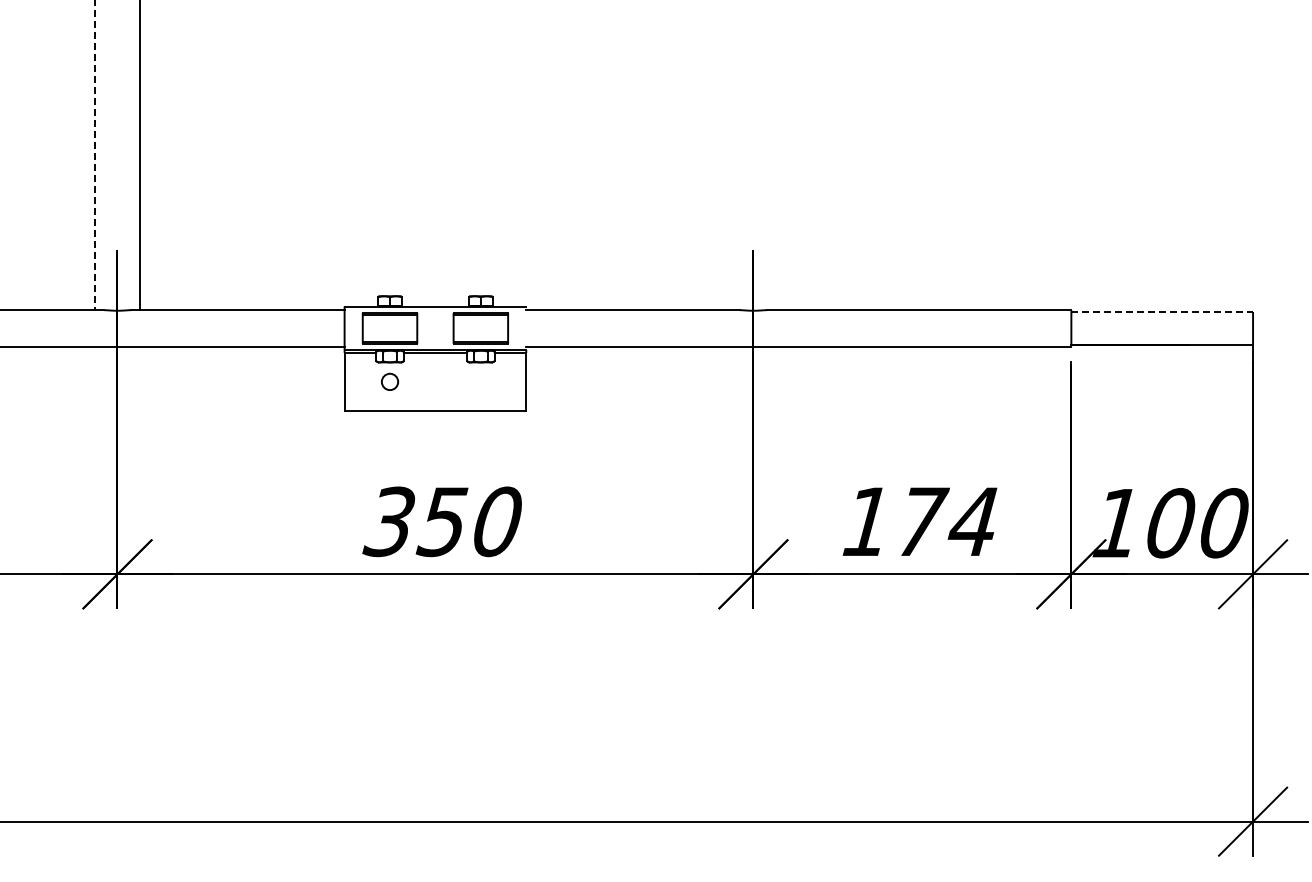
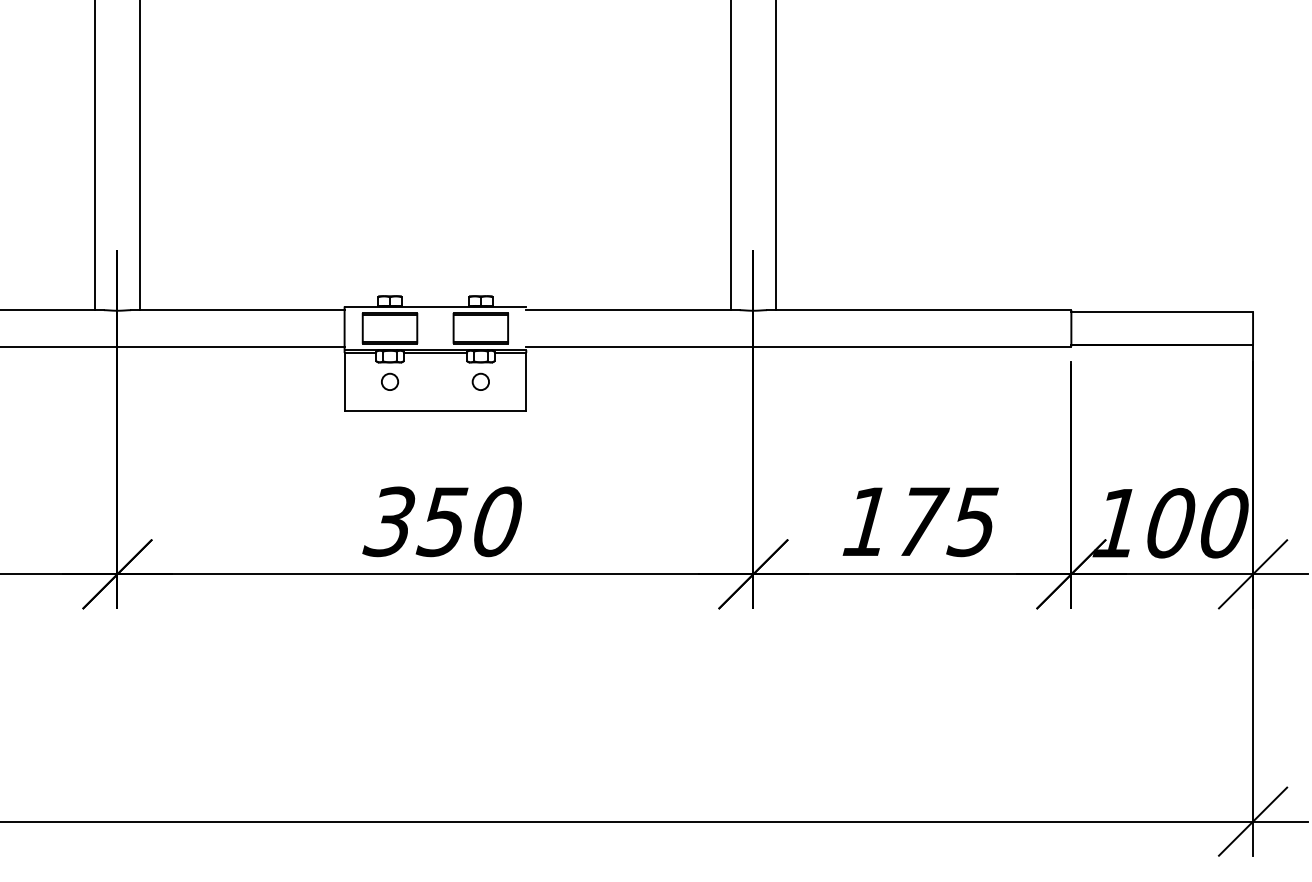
line: dashed -> solid (94, 155)
line: none -> present (730, 156)
line: none -> present (776, 156)
line: dashed -> solid (1162, 311)
circle: none -> present (480, 381)
text: 174 -> 175 (972, 522)
